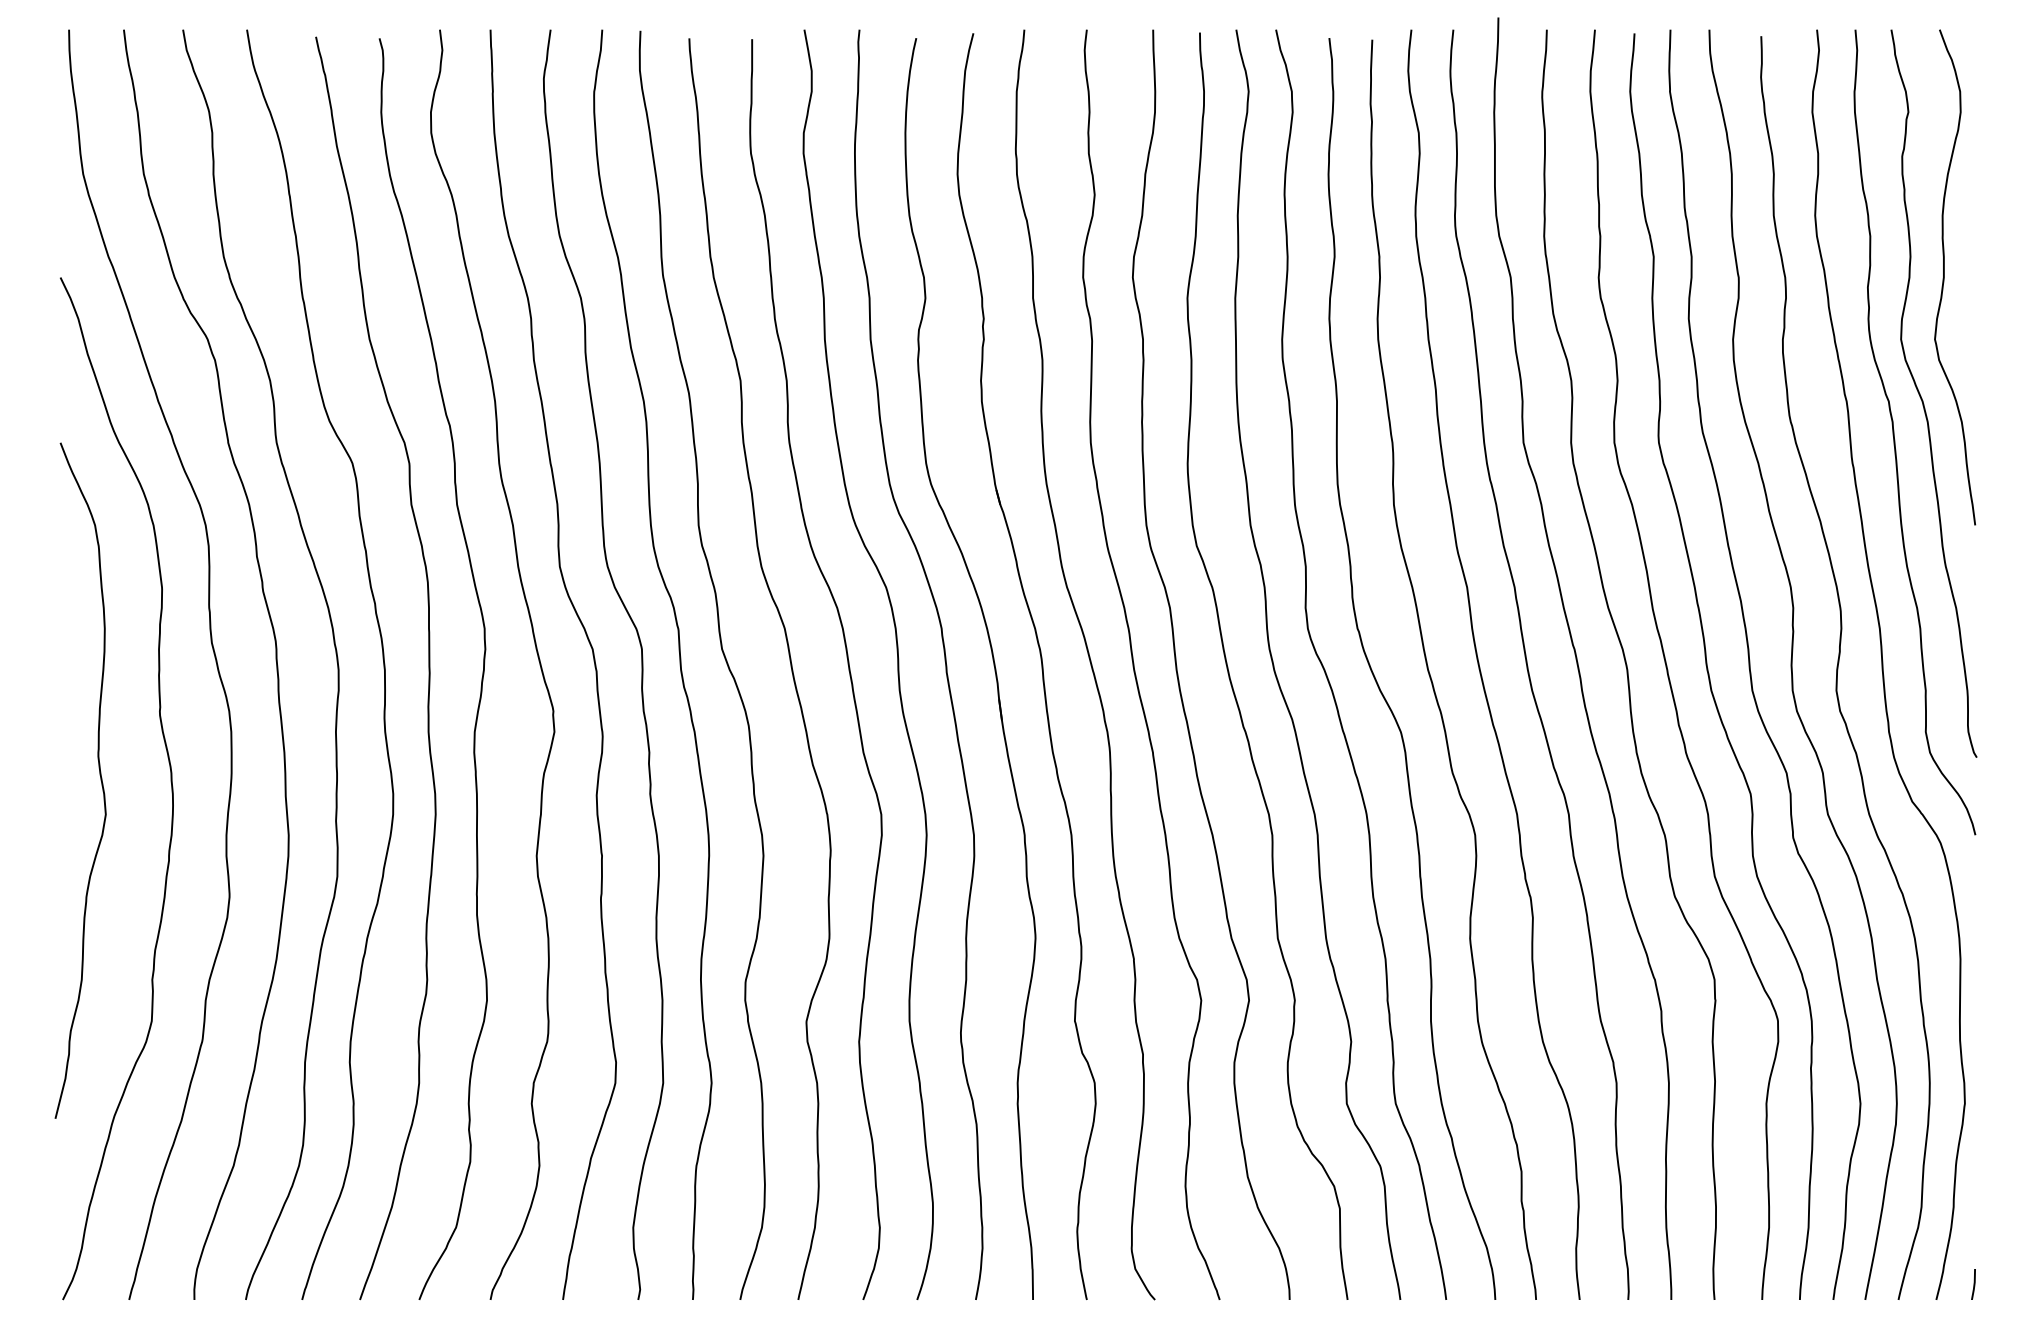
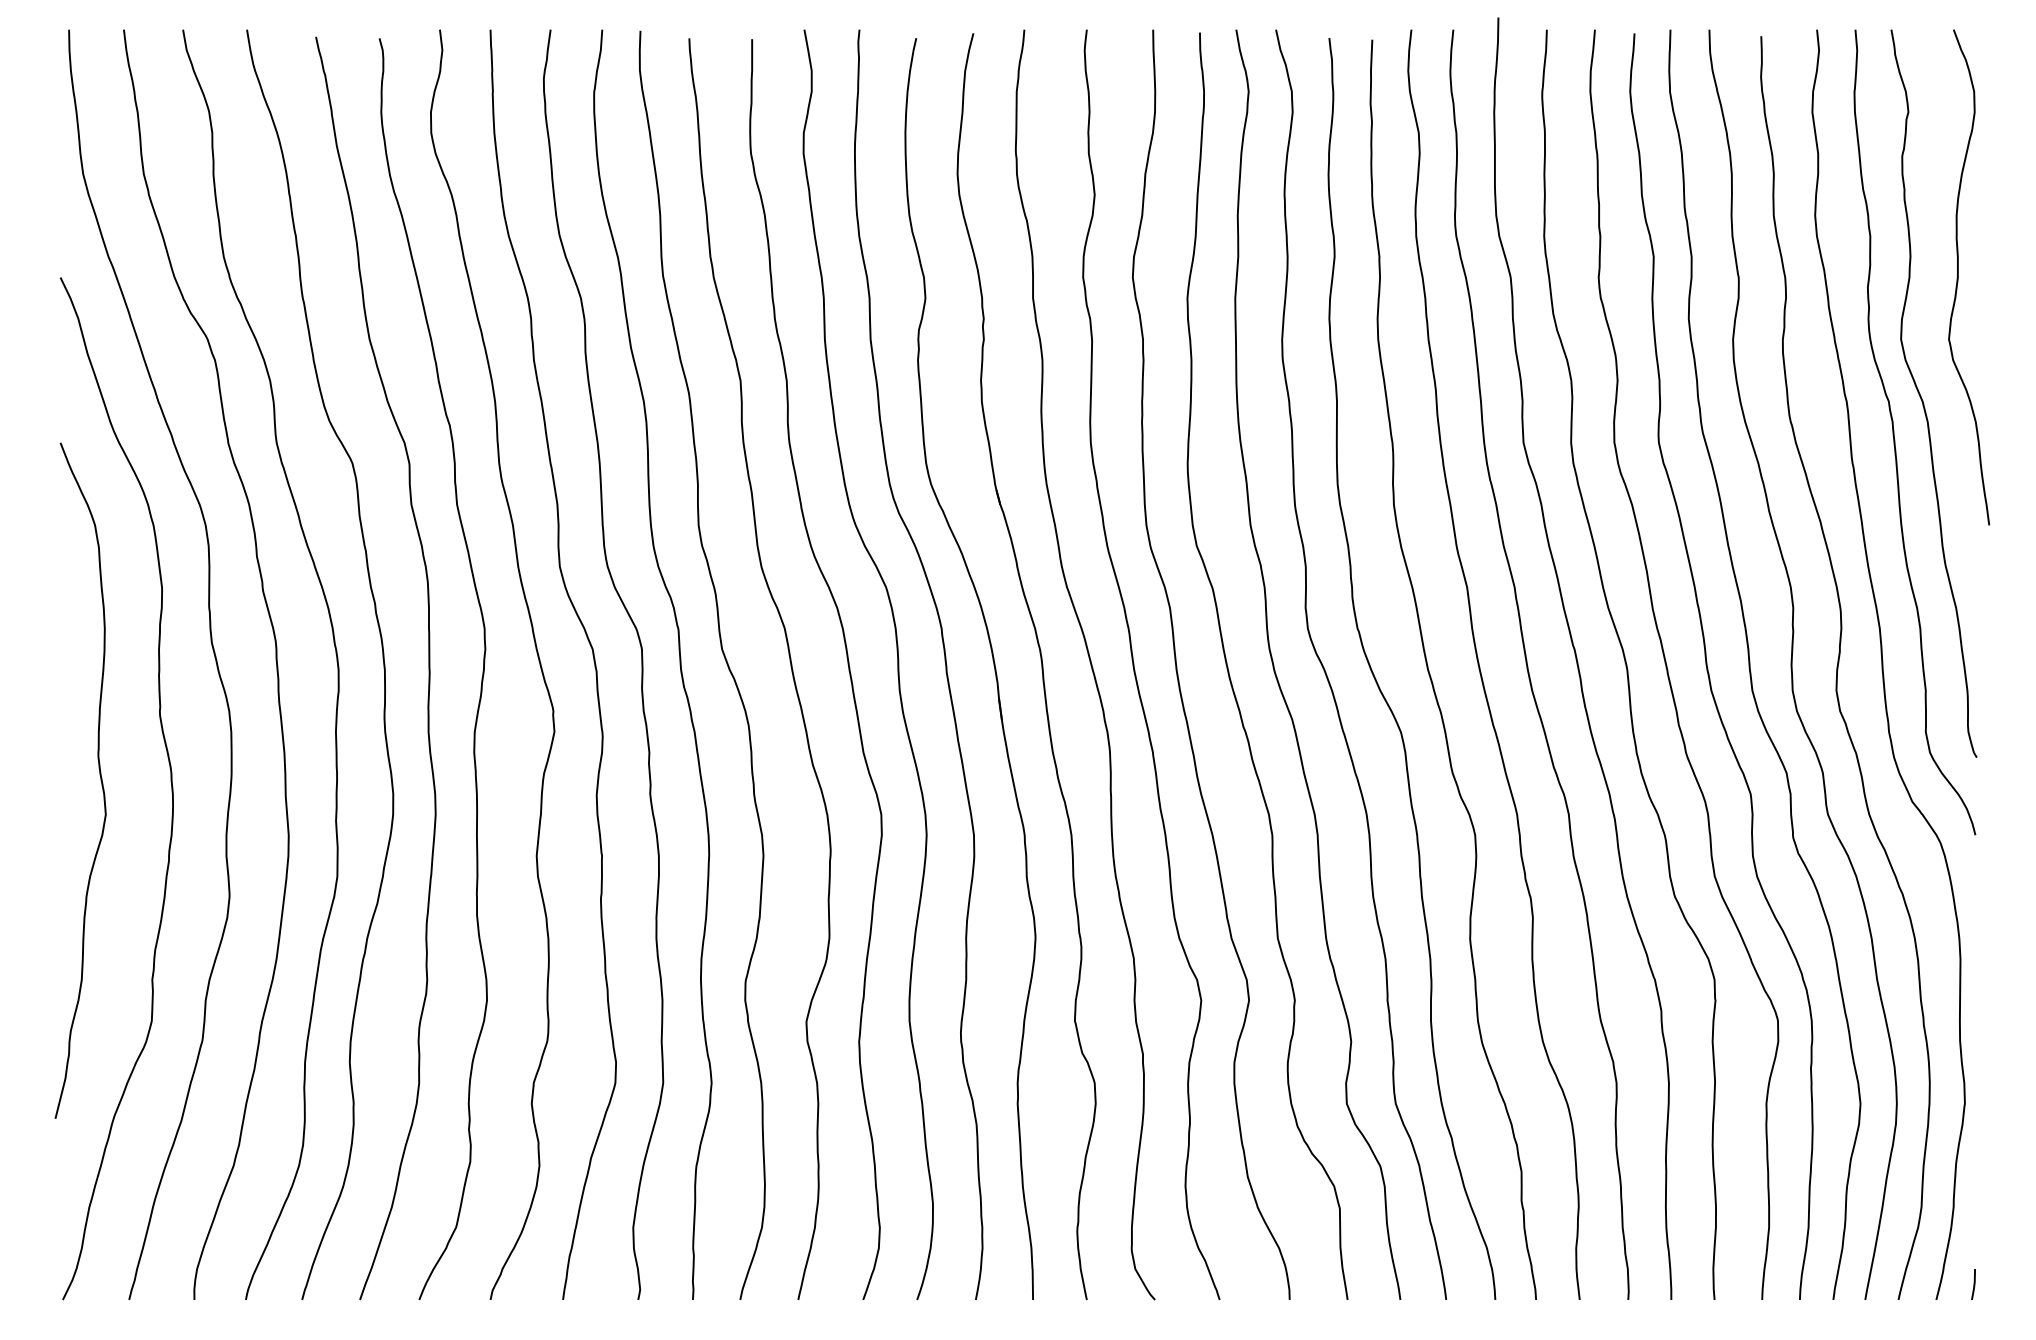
curve position: (1944, 277) -> (1958, 277) (1958, 277)
